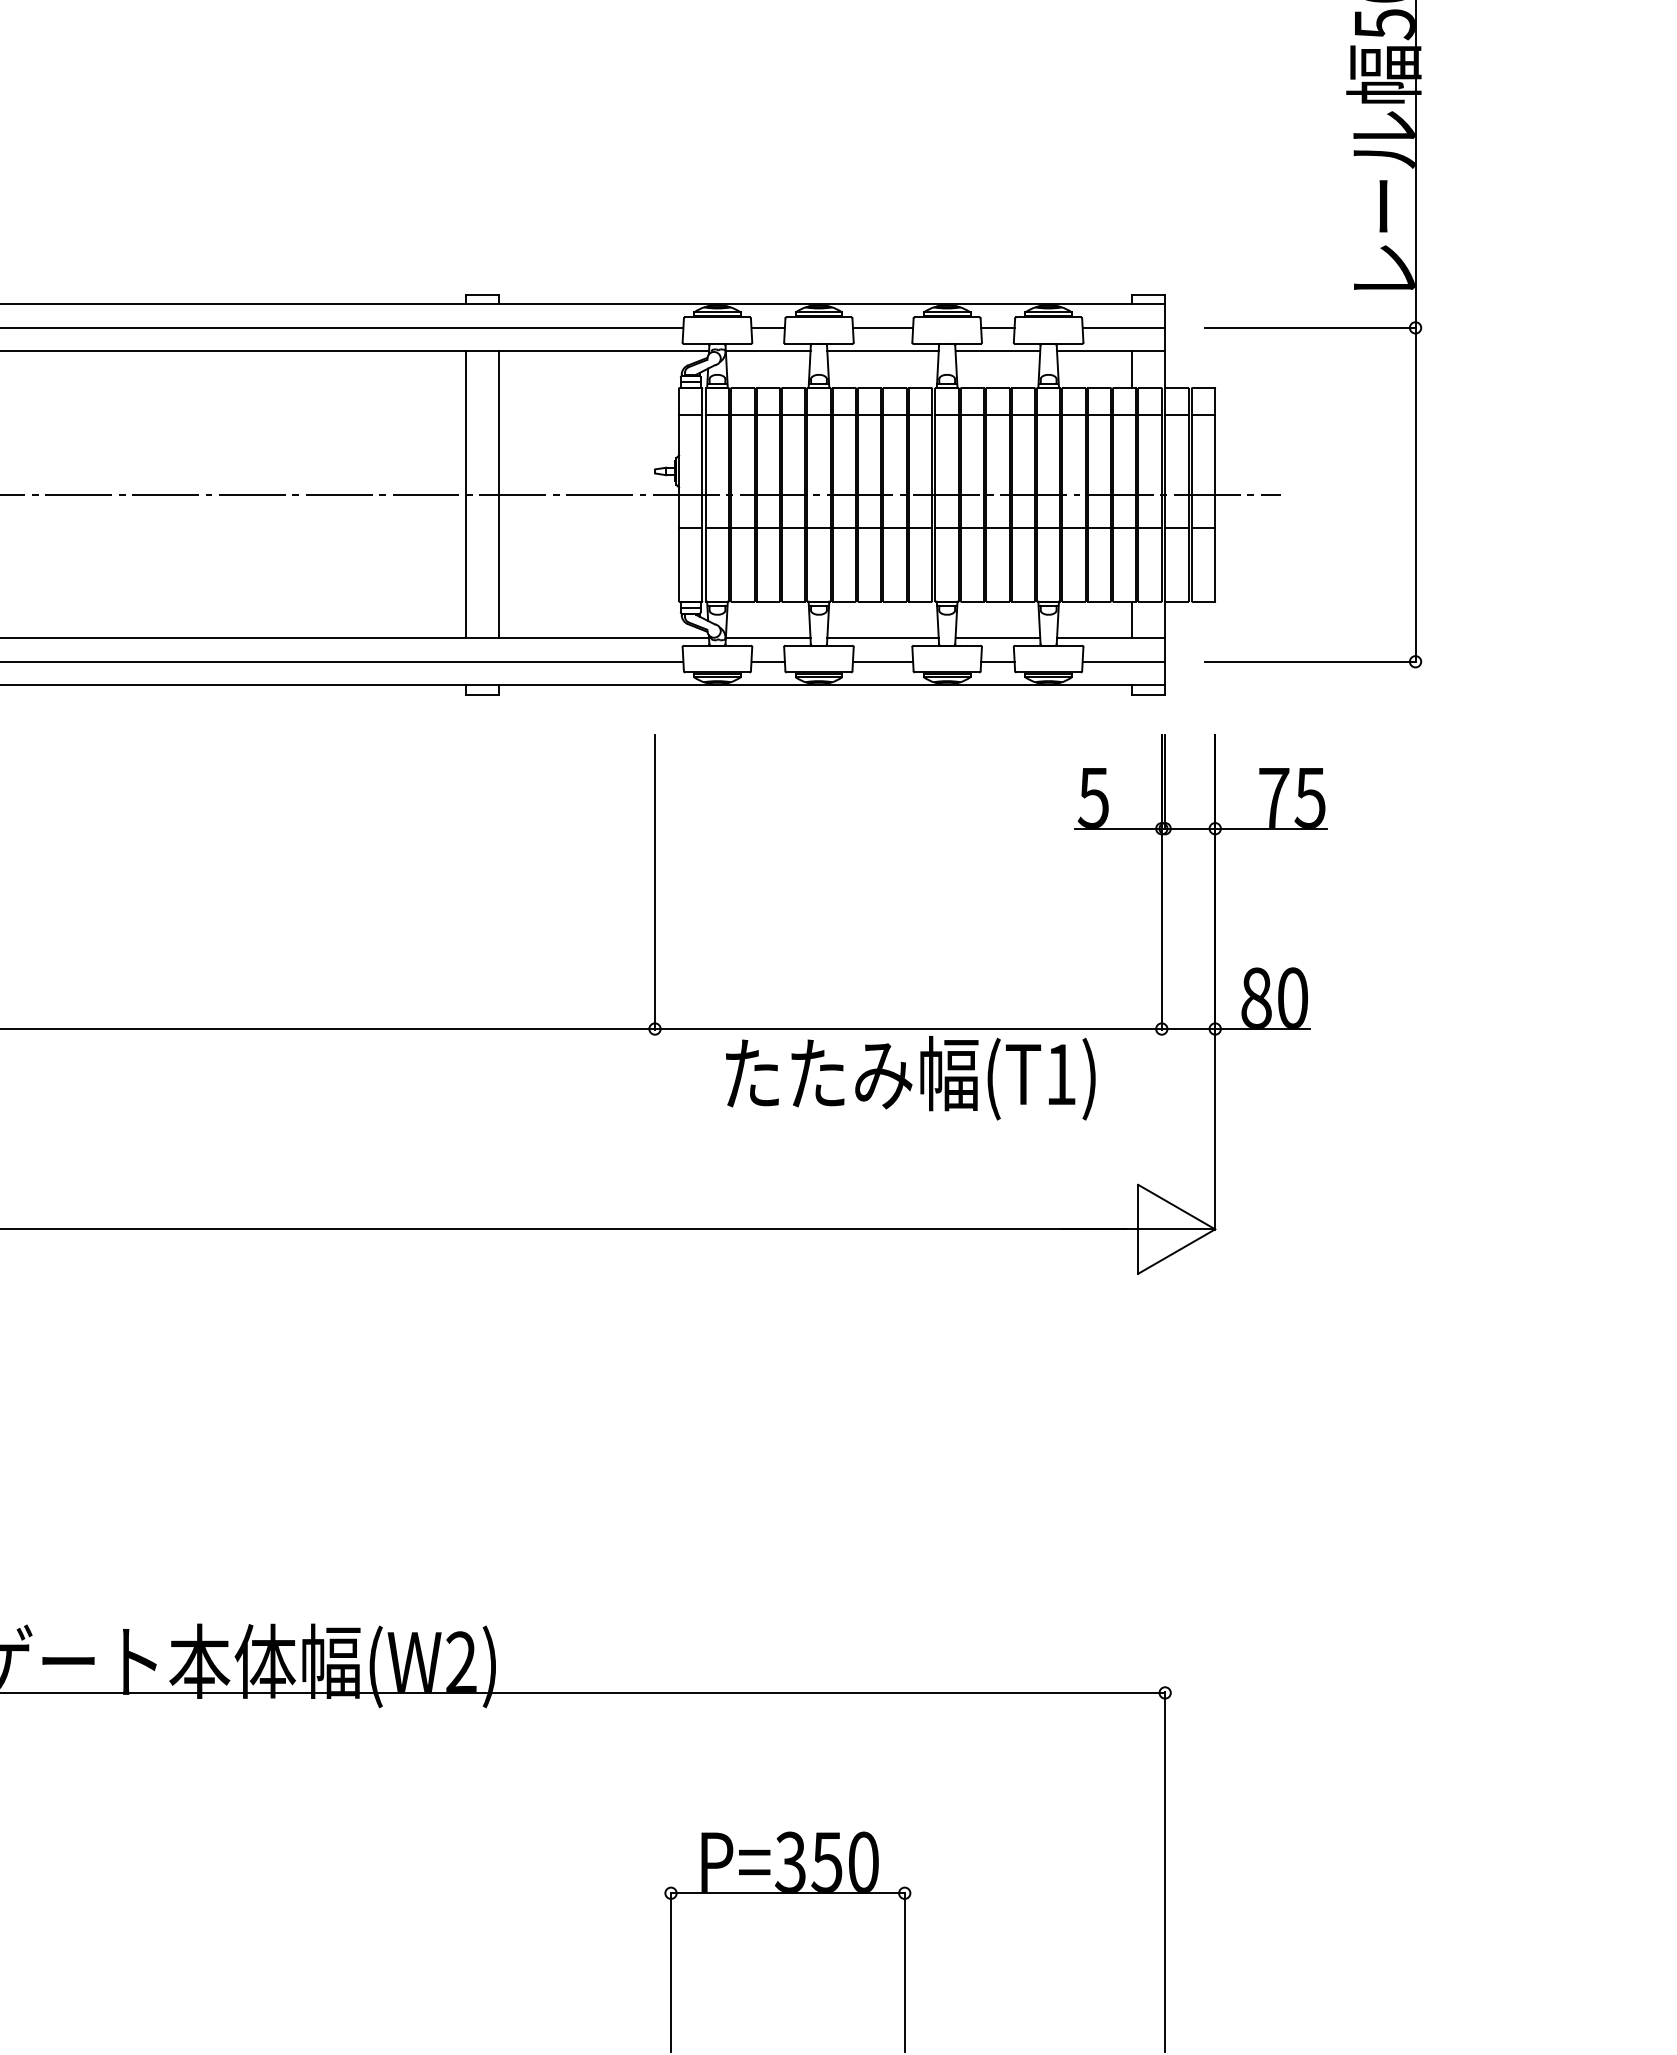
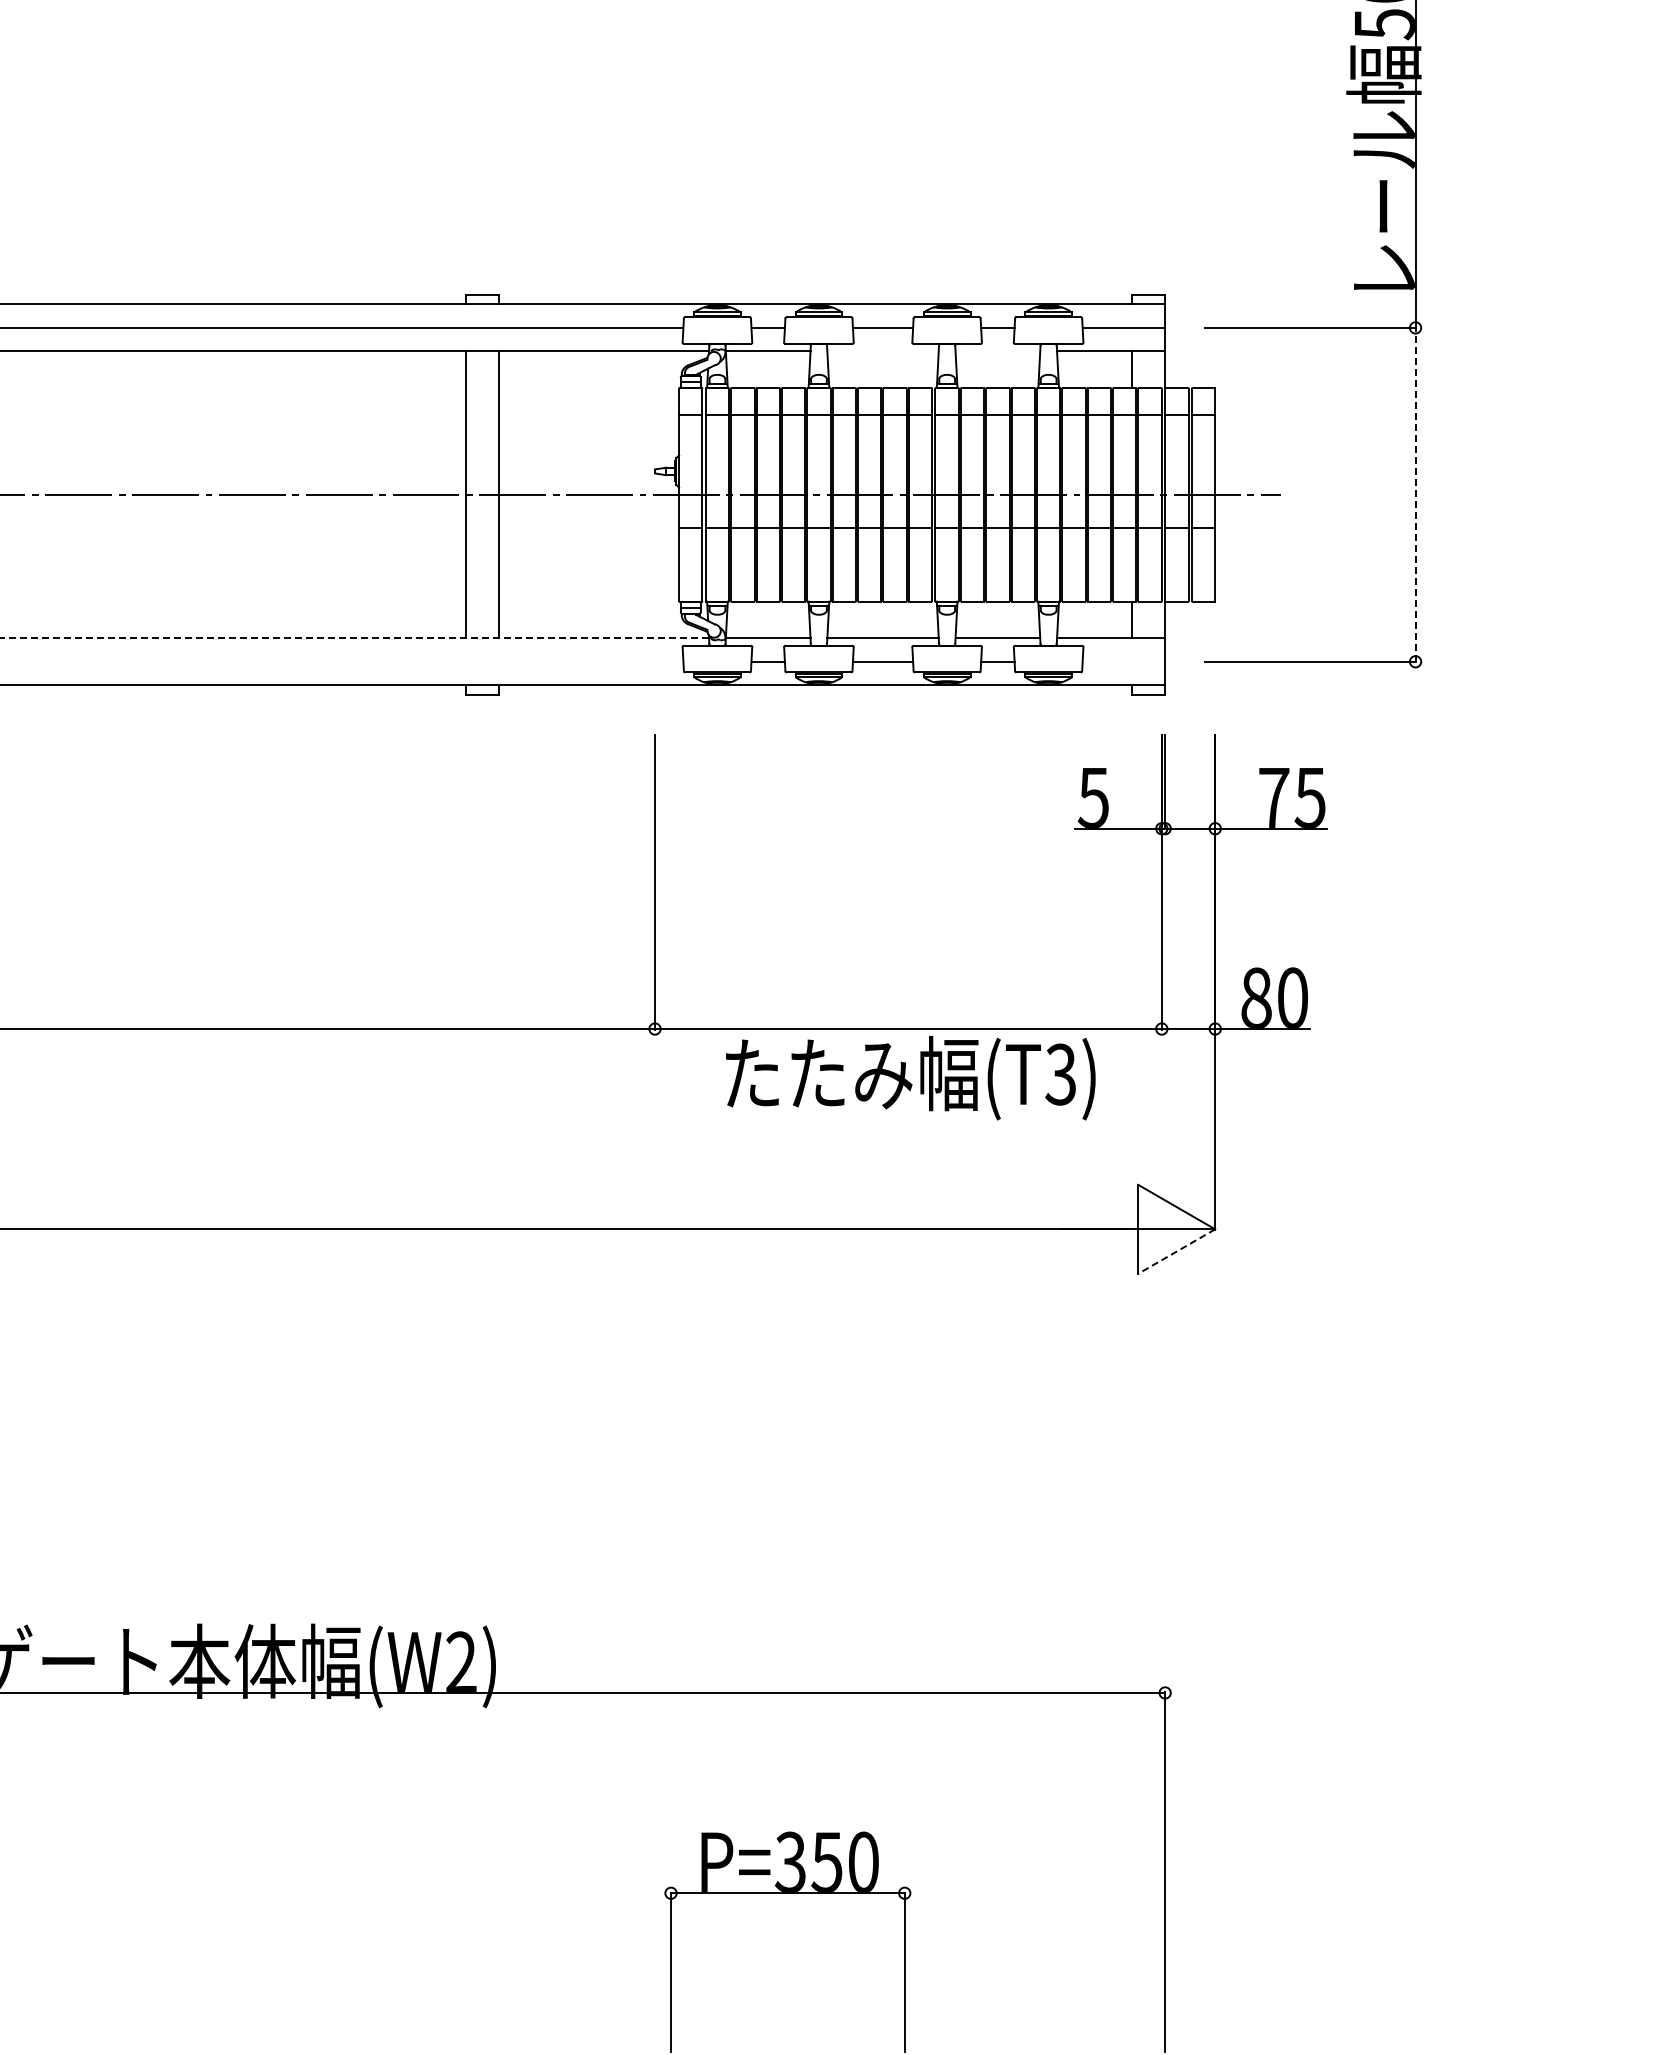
line: present -> none (882, 351)
line: present -> none (997, 351)
line: solid -> dashed (1415, 494)
line: solid -> dashed (354, 638)
line: present -> none (342, 661)
line: present -> none (1123, 661)
text: (T1) -> (T3) (1060, 1074)
line: solid -> dashed (1176, 1251)
